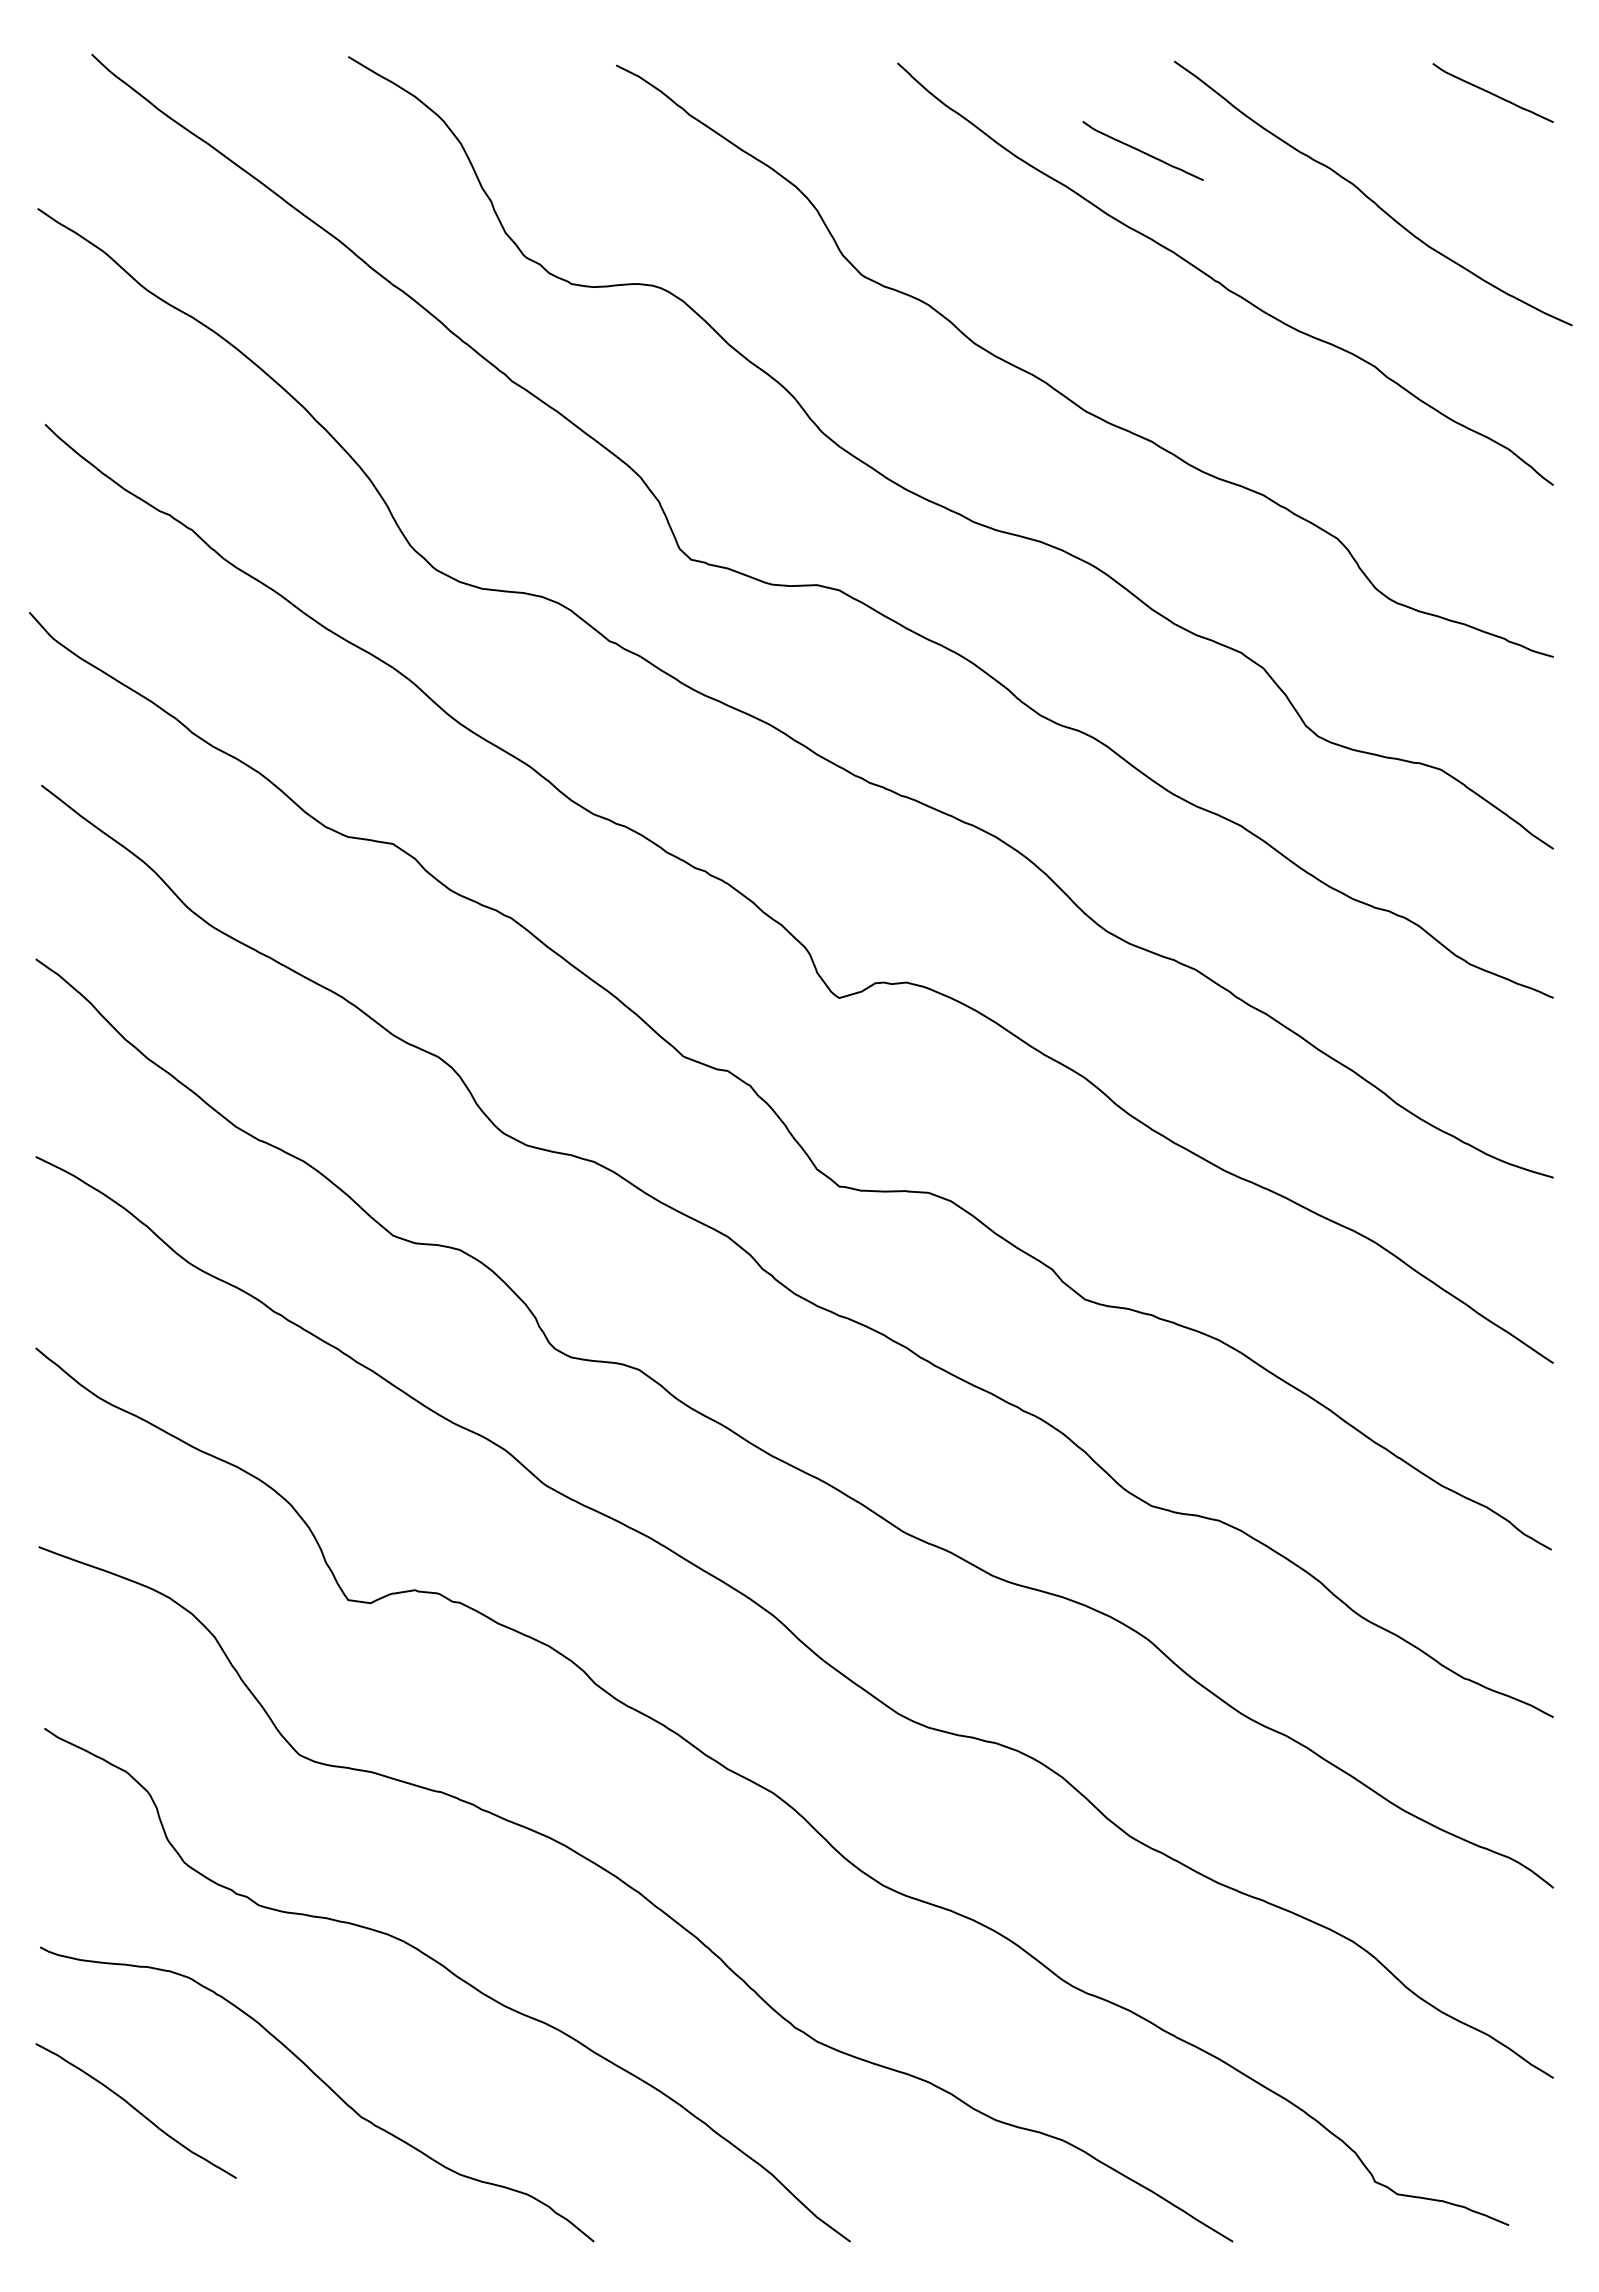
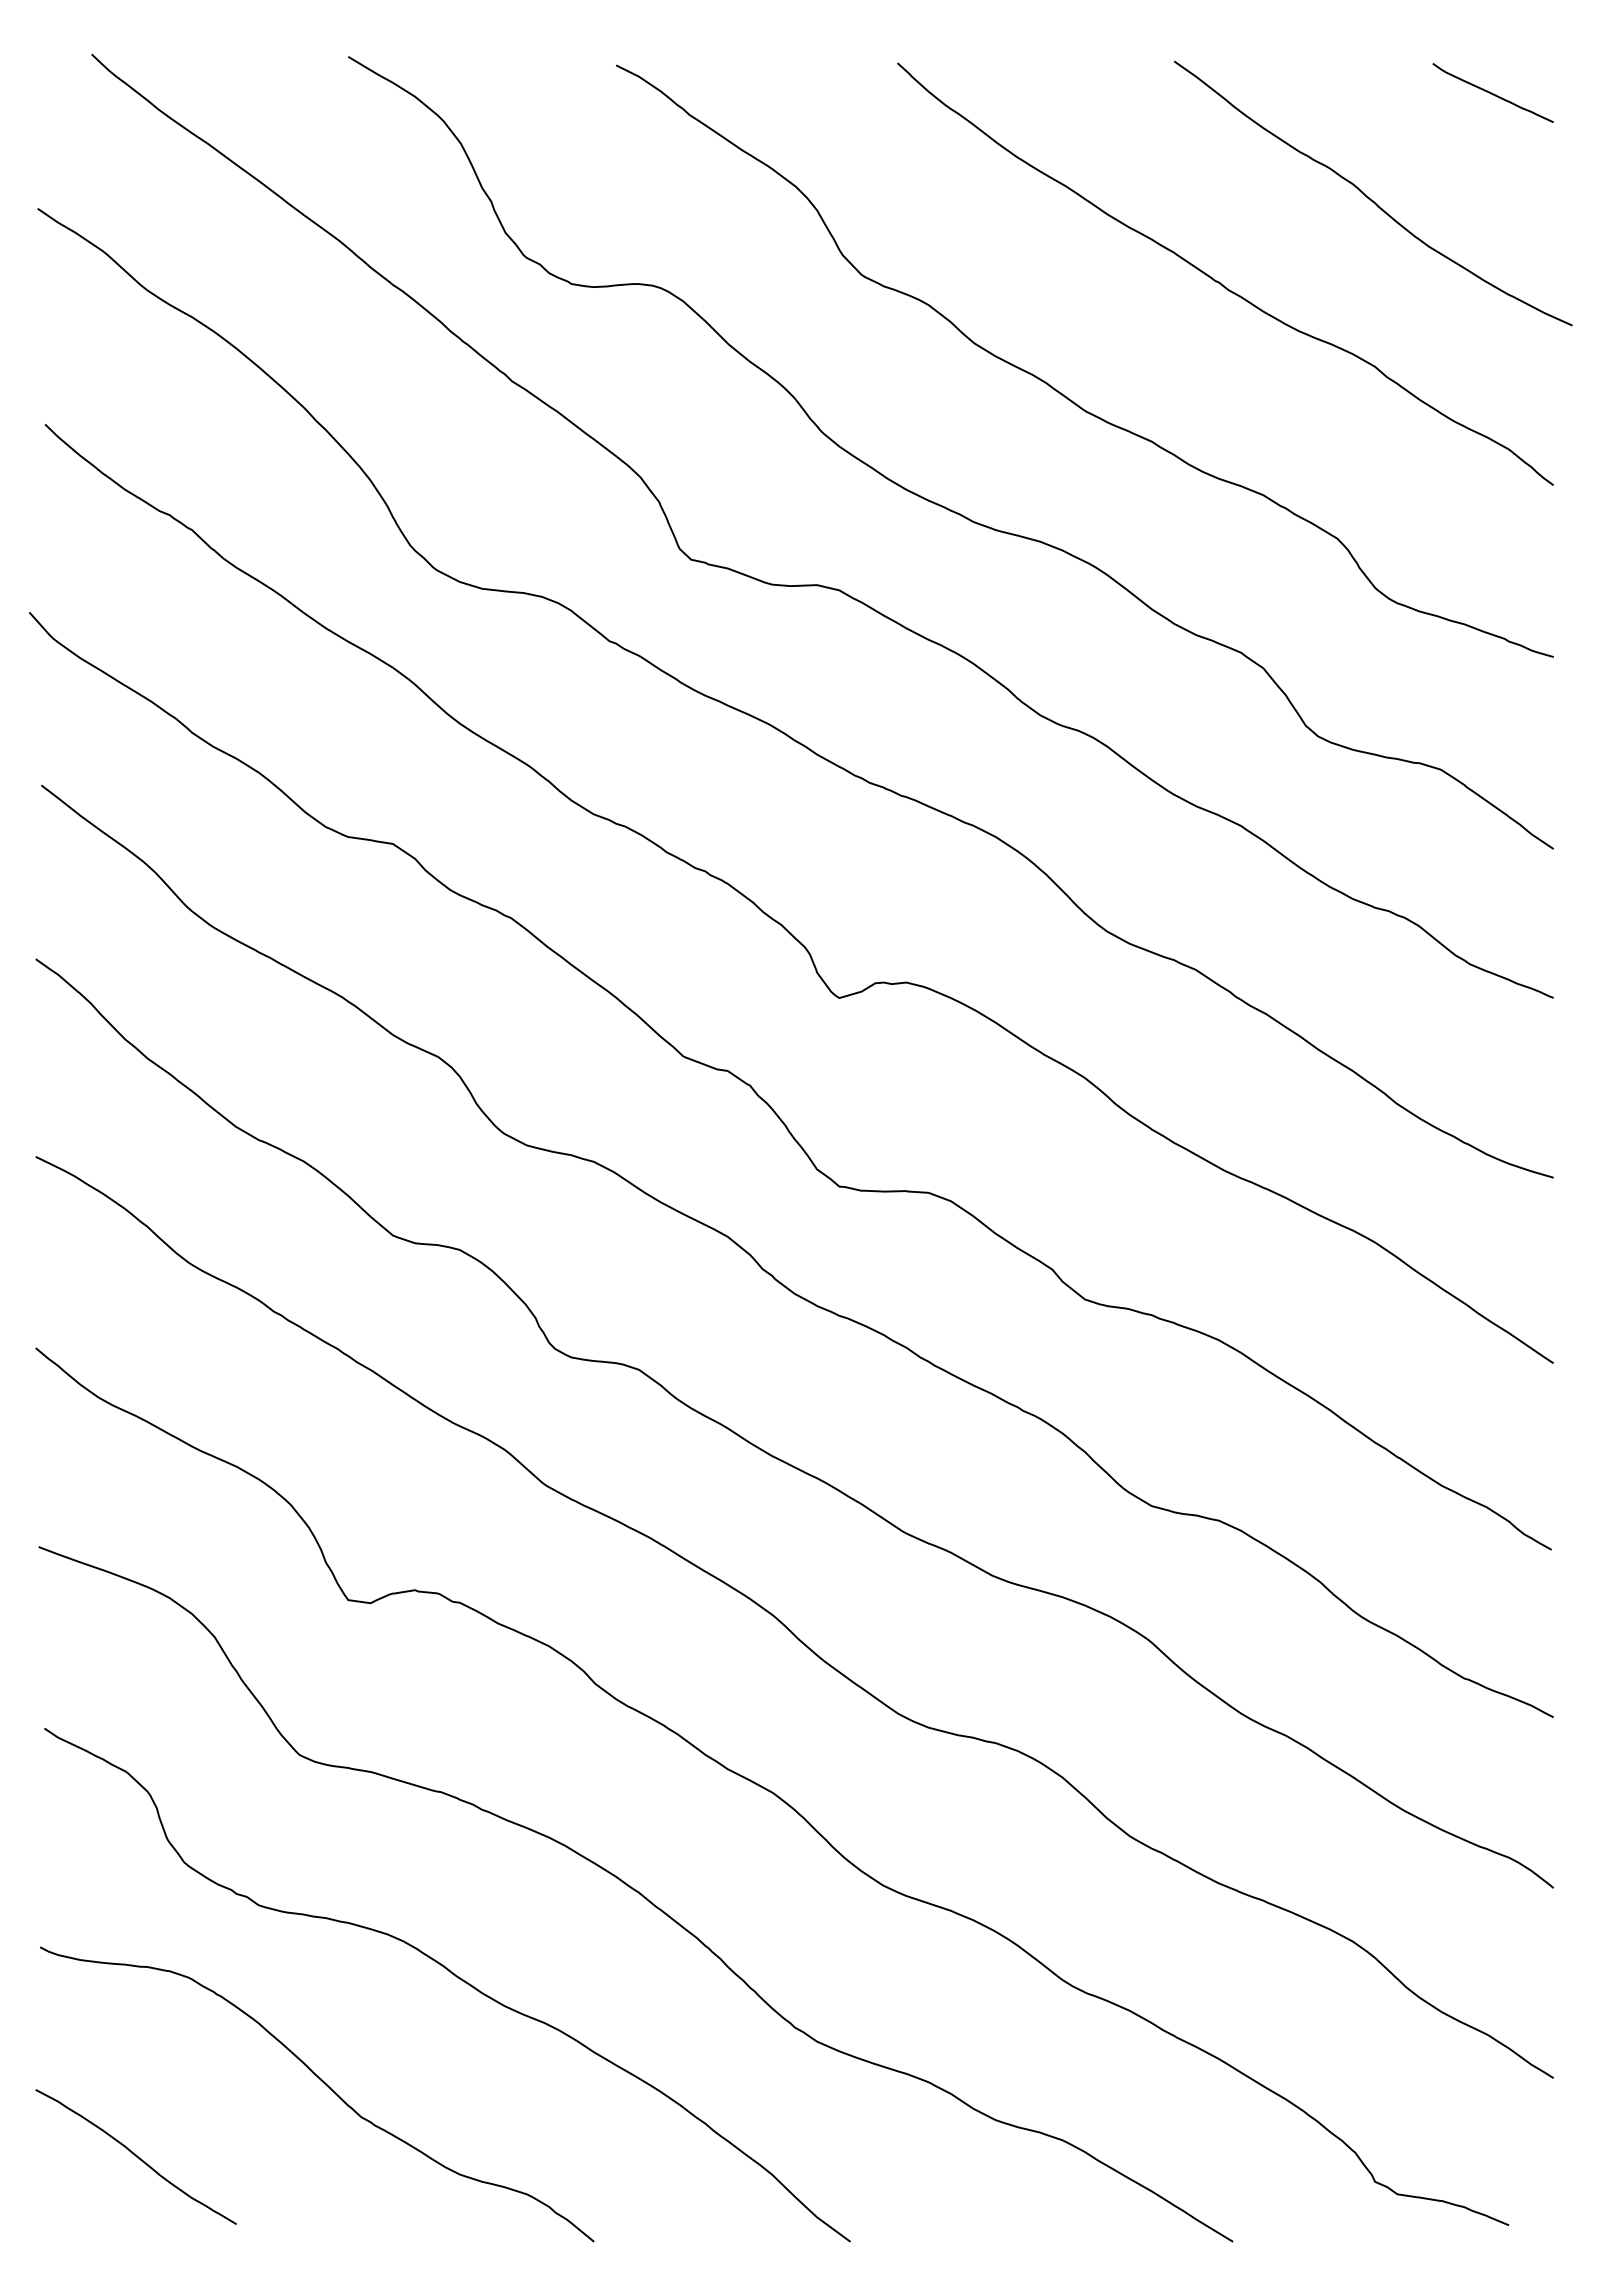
curve: present -> none (1141, 150)
curve position: (135, 2110) -> (135, 2156) (135, 2156)
